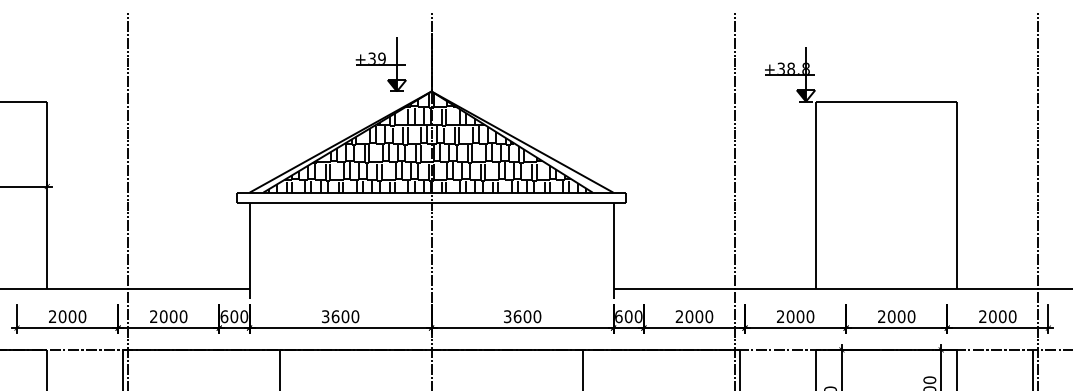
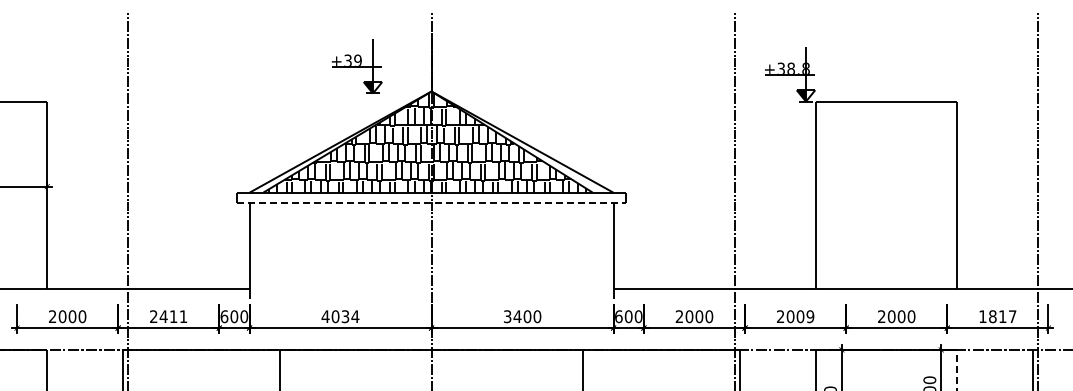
part position: (380, 64) -> (356, 66) (356, 66)
line: solid -> dashed (431, 202)
text: 2000 -> 2411 (173, 316)
text: 3600 -> 4034 (340, 316)
text: 3600 -> 3400 (517, 316)
text: 2000 -> 2009 (810, 316)
text: 2000 -> 1817 (997, 316)
line: solid -> dashed (957, 369)
